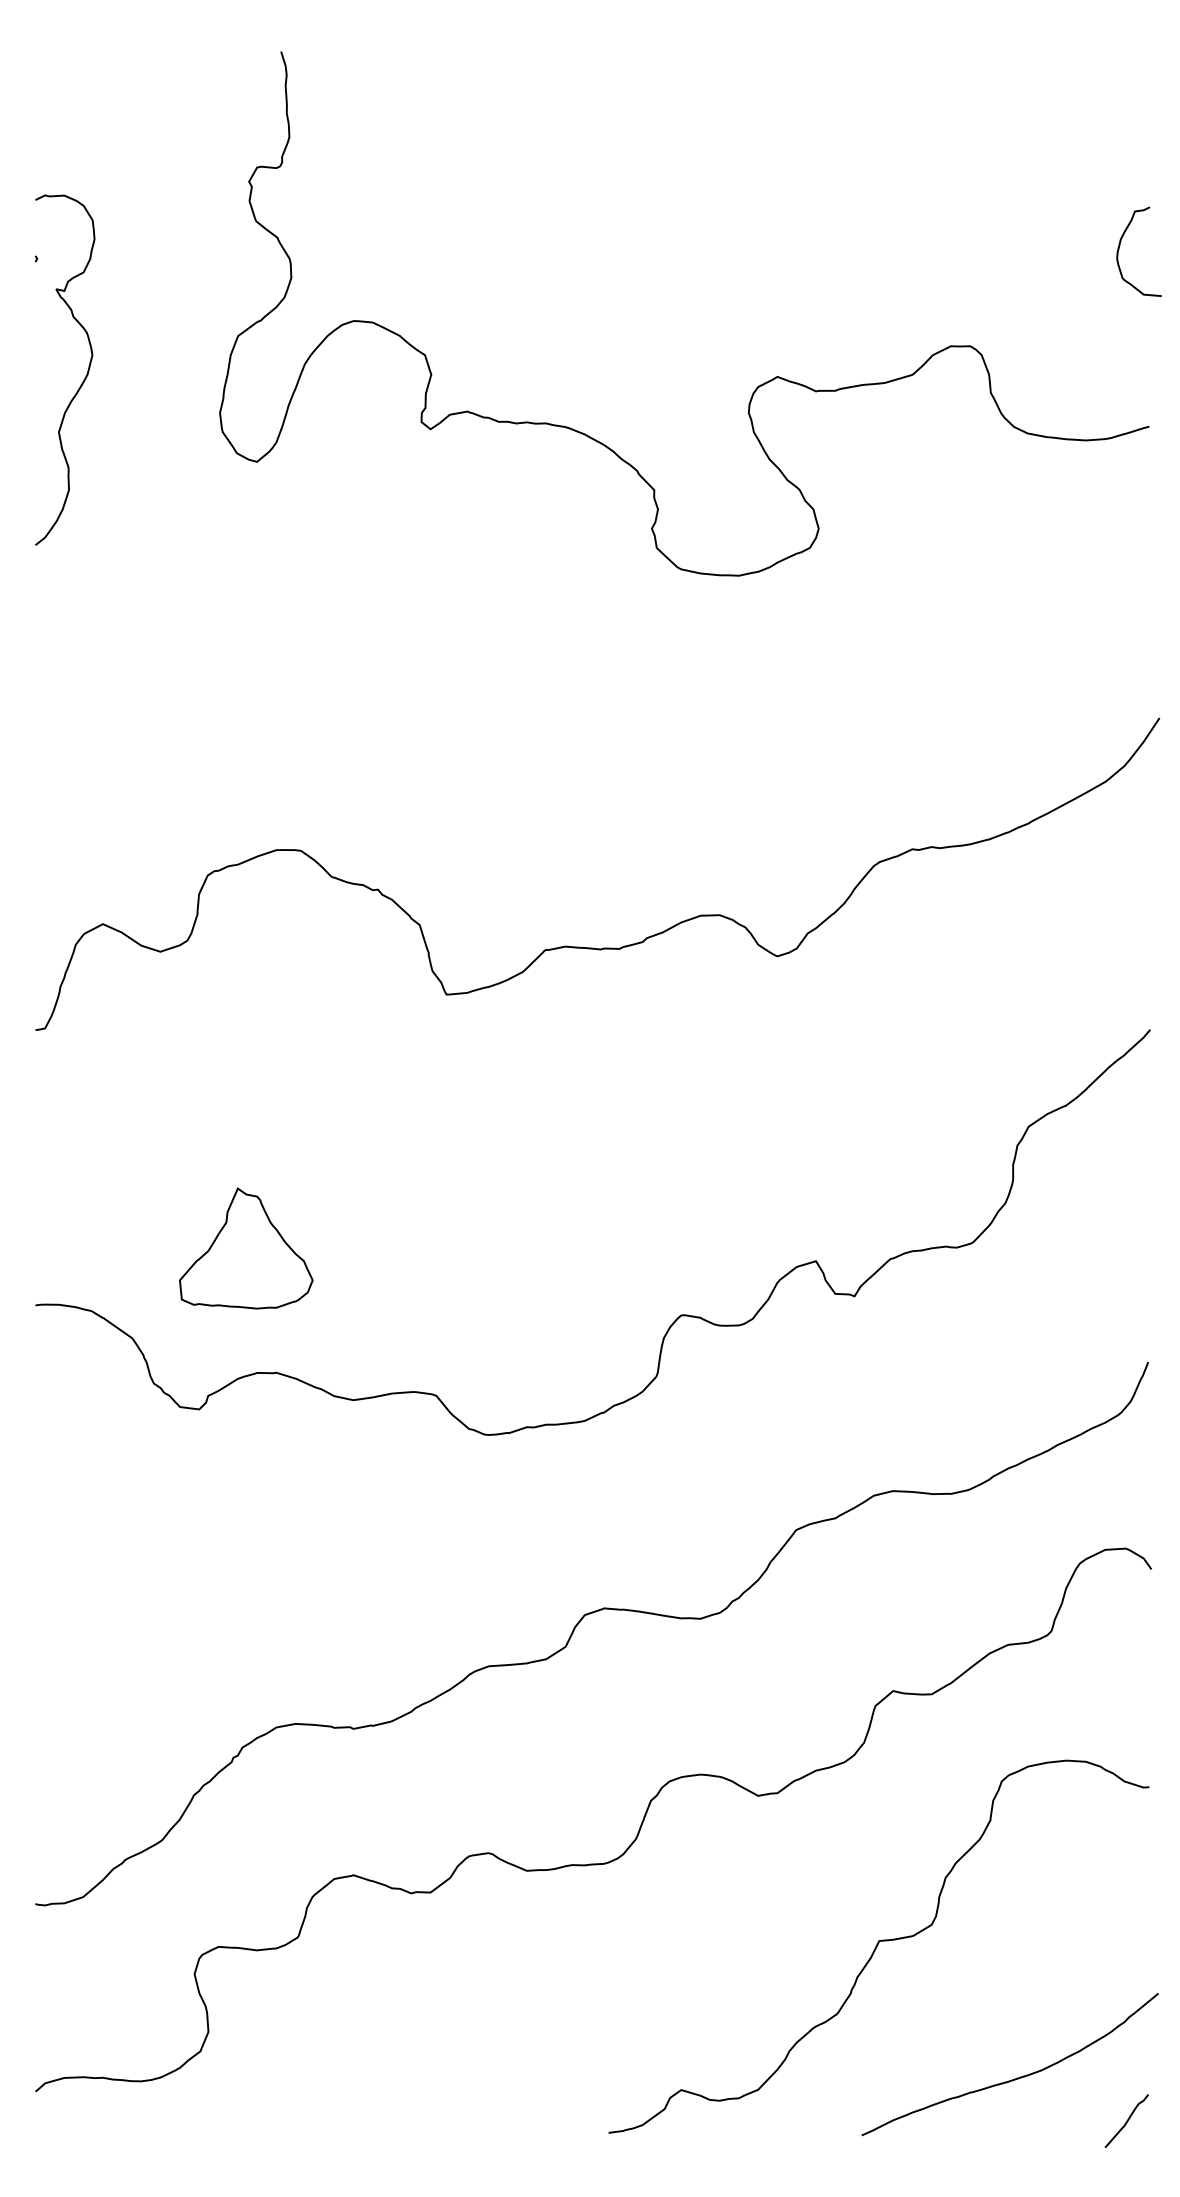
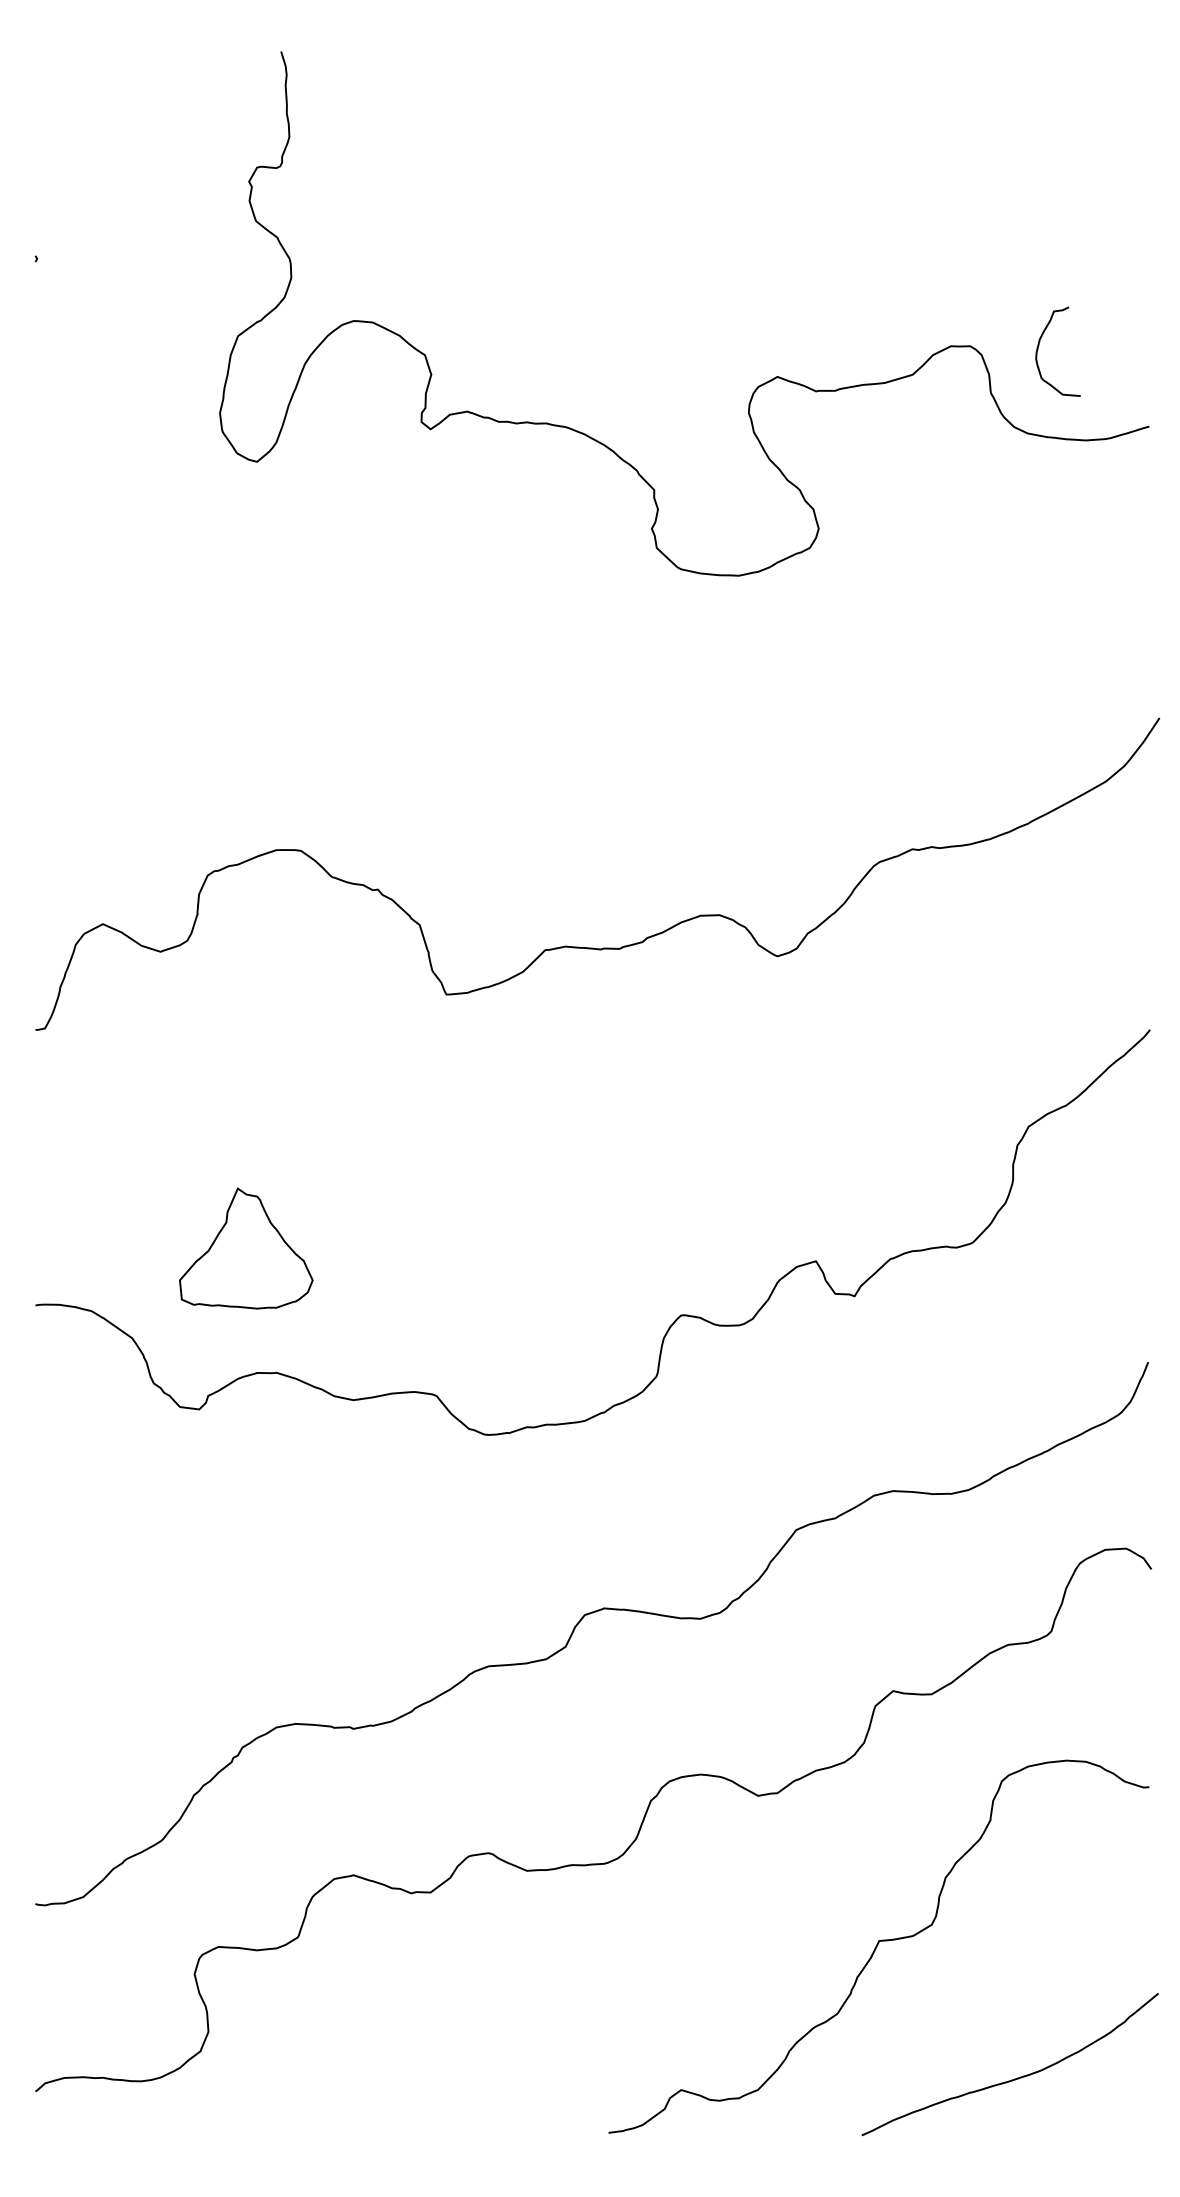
curve position: (1120, 245) -> (1039, 345) (1039, 345)
curve: present -> none (83, 379)
curve: present -> none (1126, 2120)
